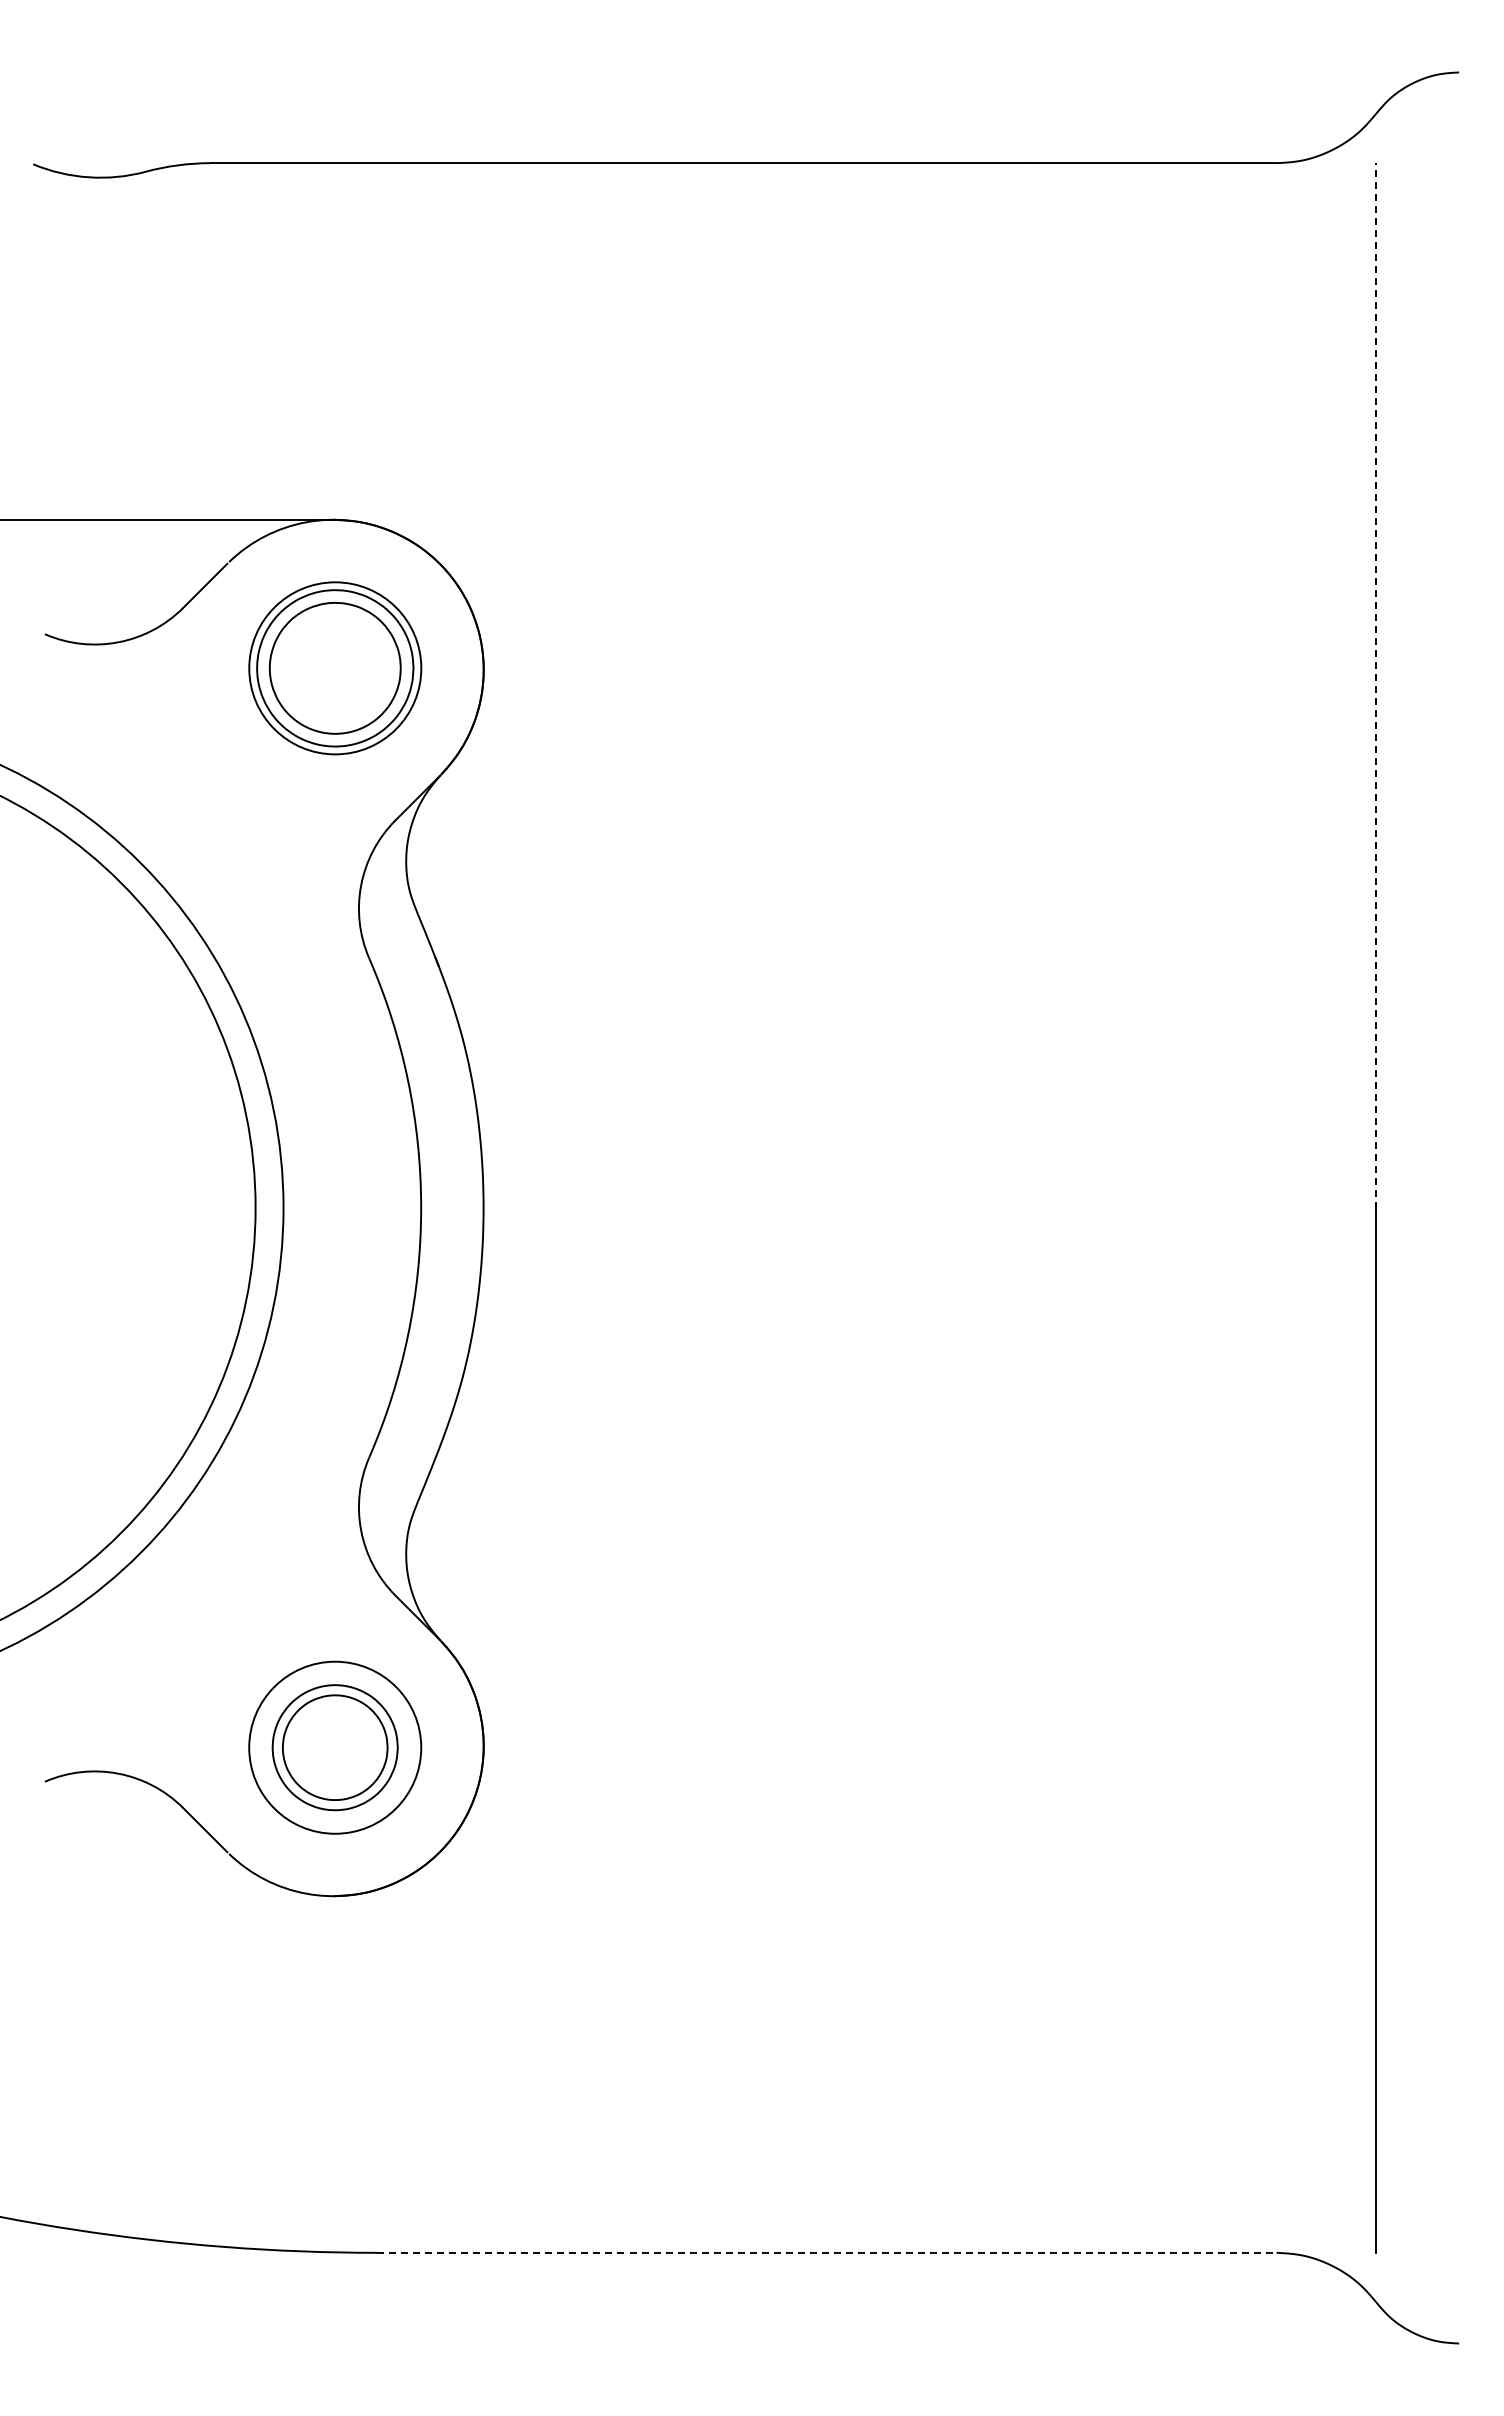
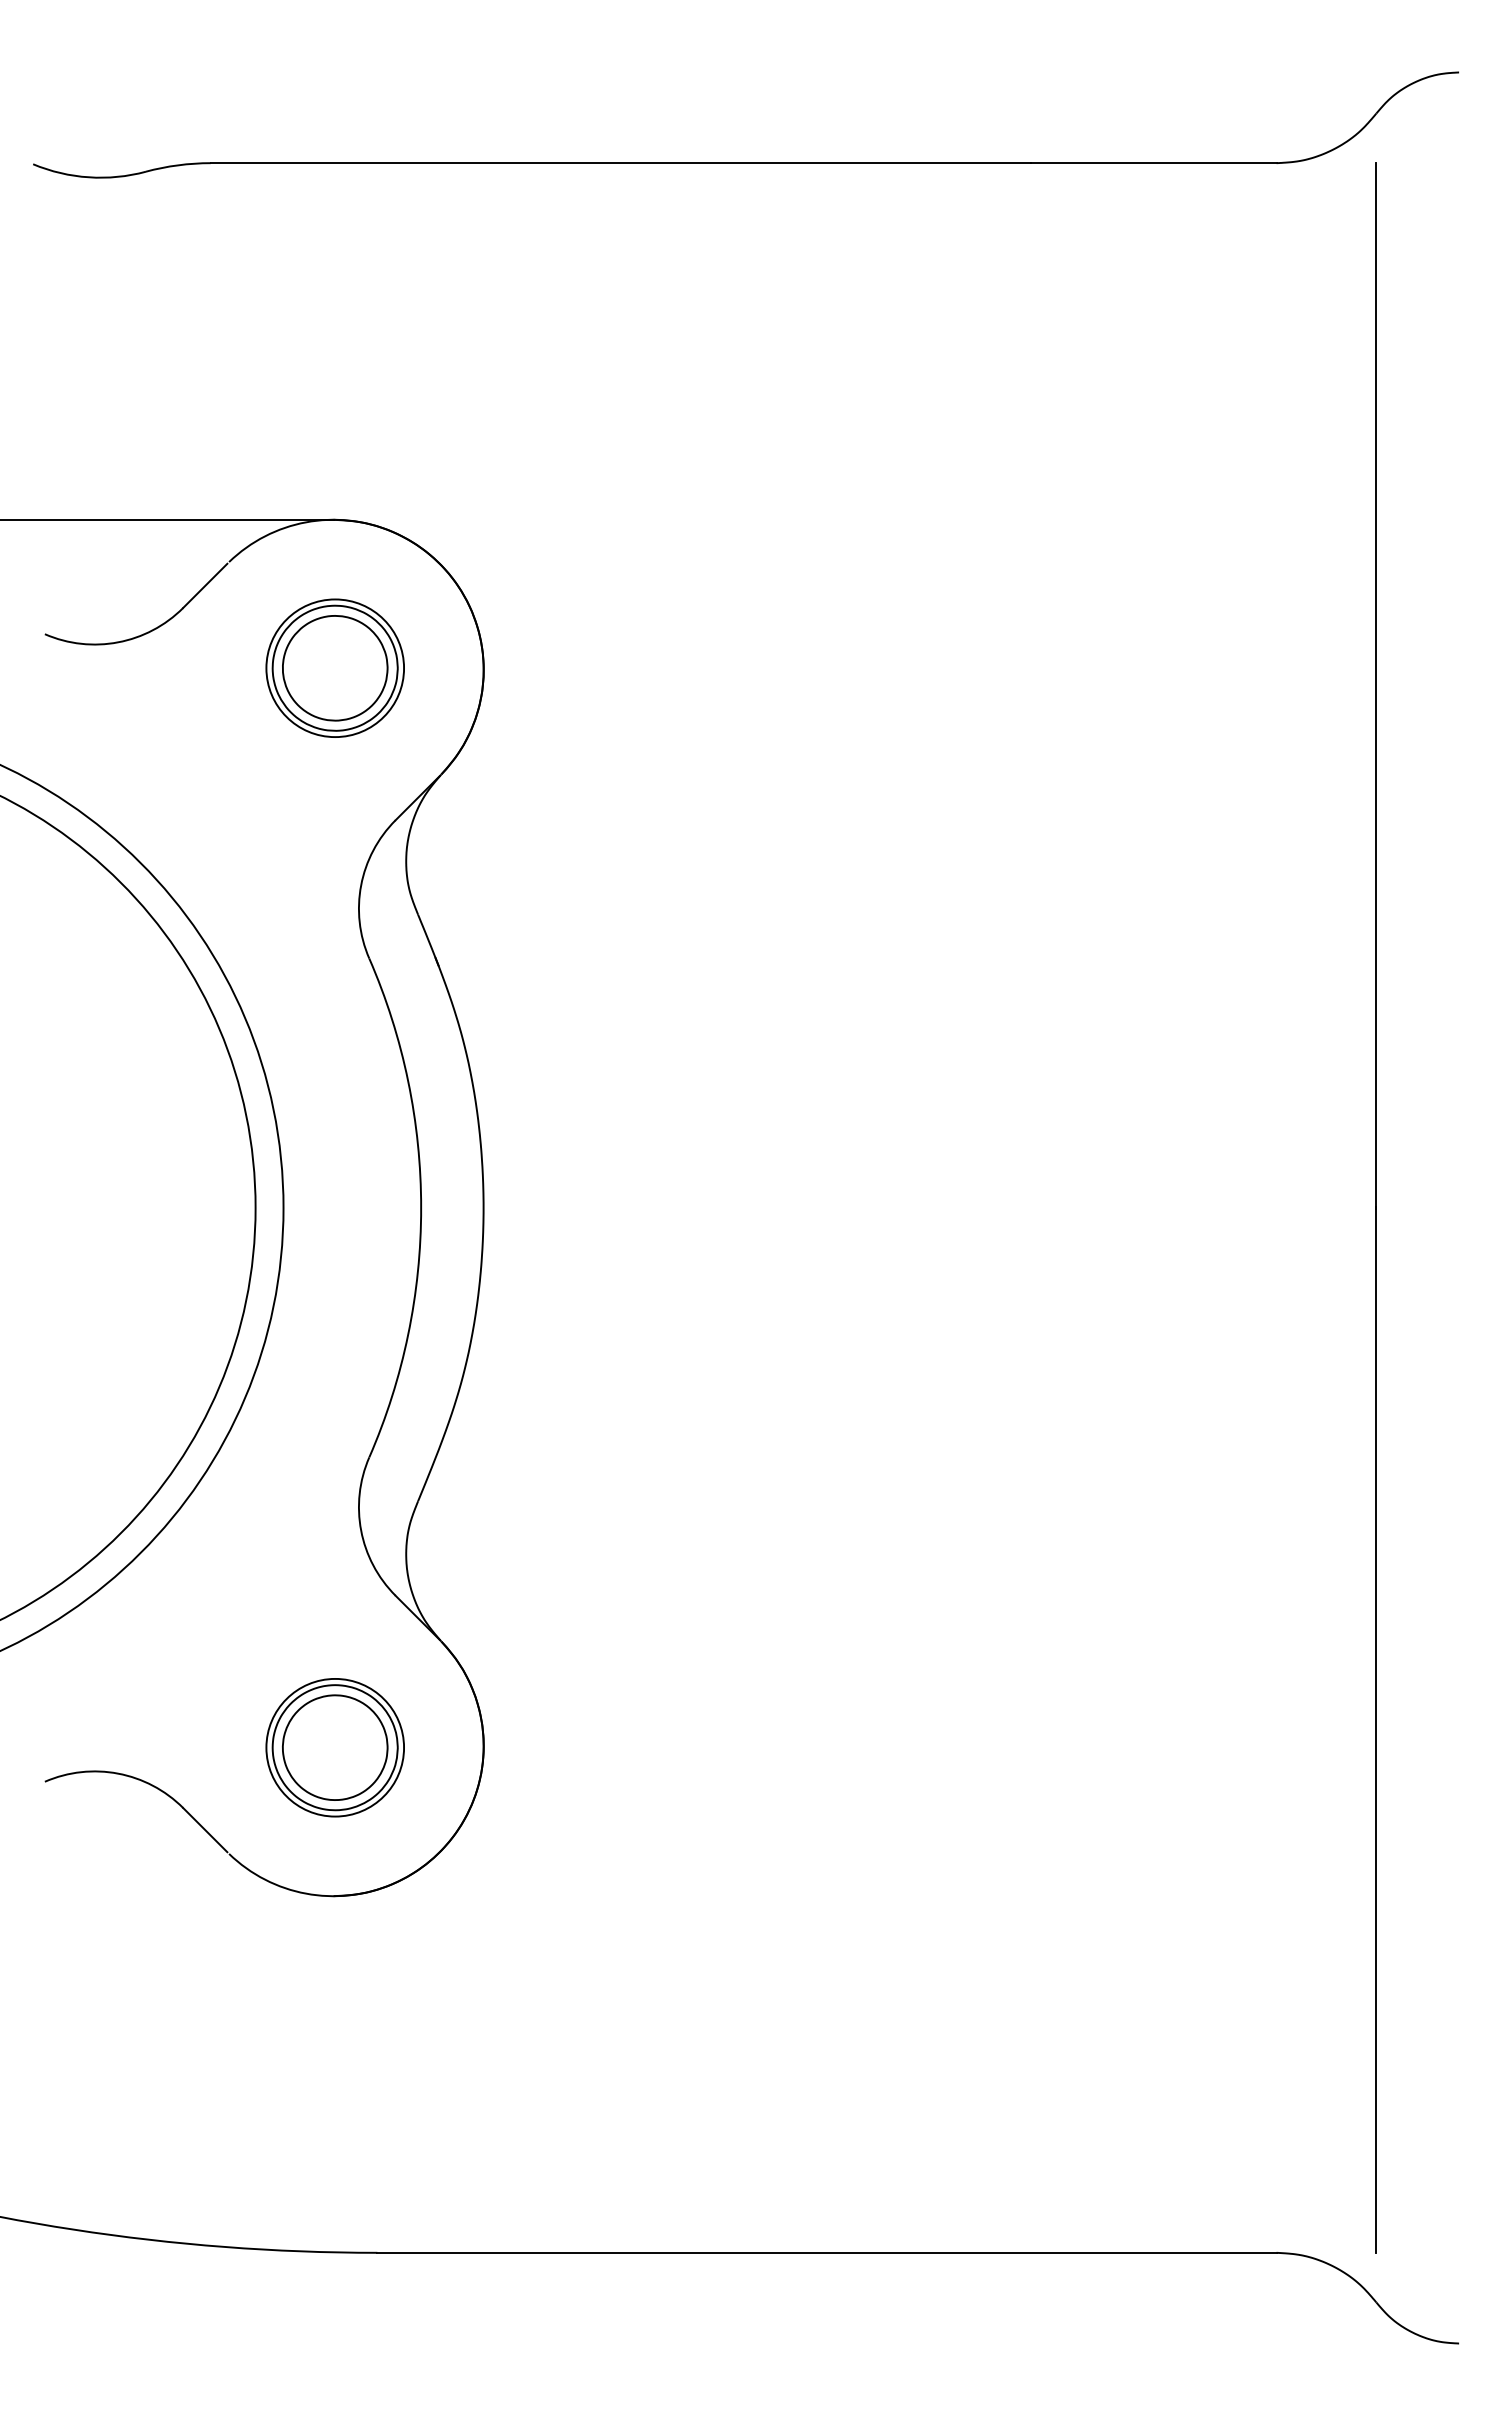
part size: 175x175 px -> 140x140 px (334, 667)
line: dashed -> solid (1376, 685)
circle diameter: 172 px -> 138 px (335, 1747)
line: dashed -> solid (826, 2252)
